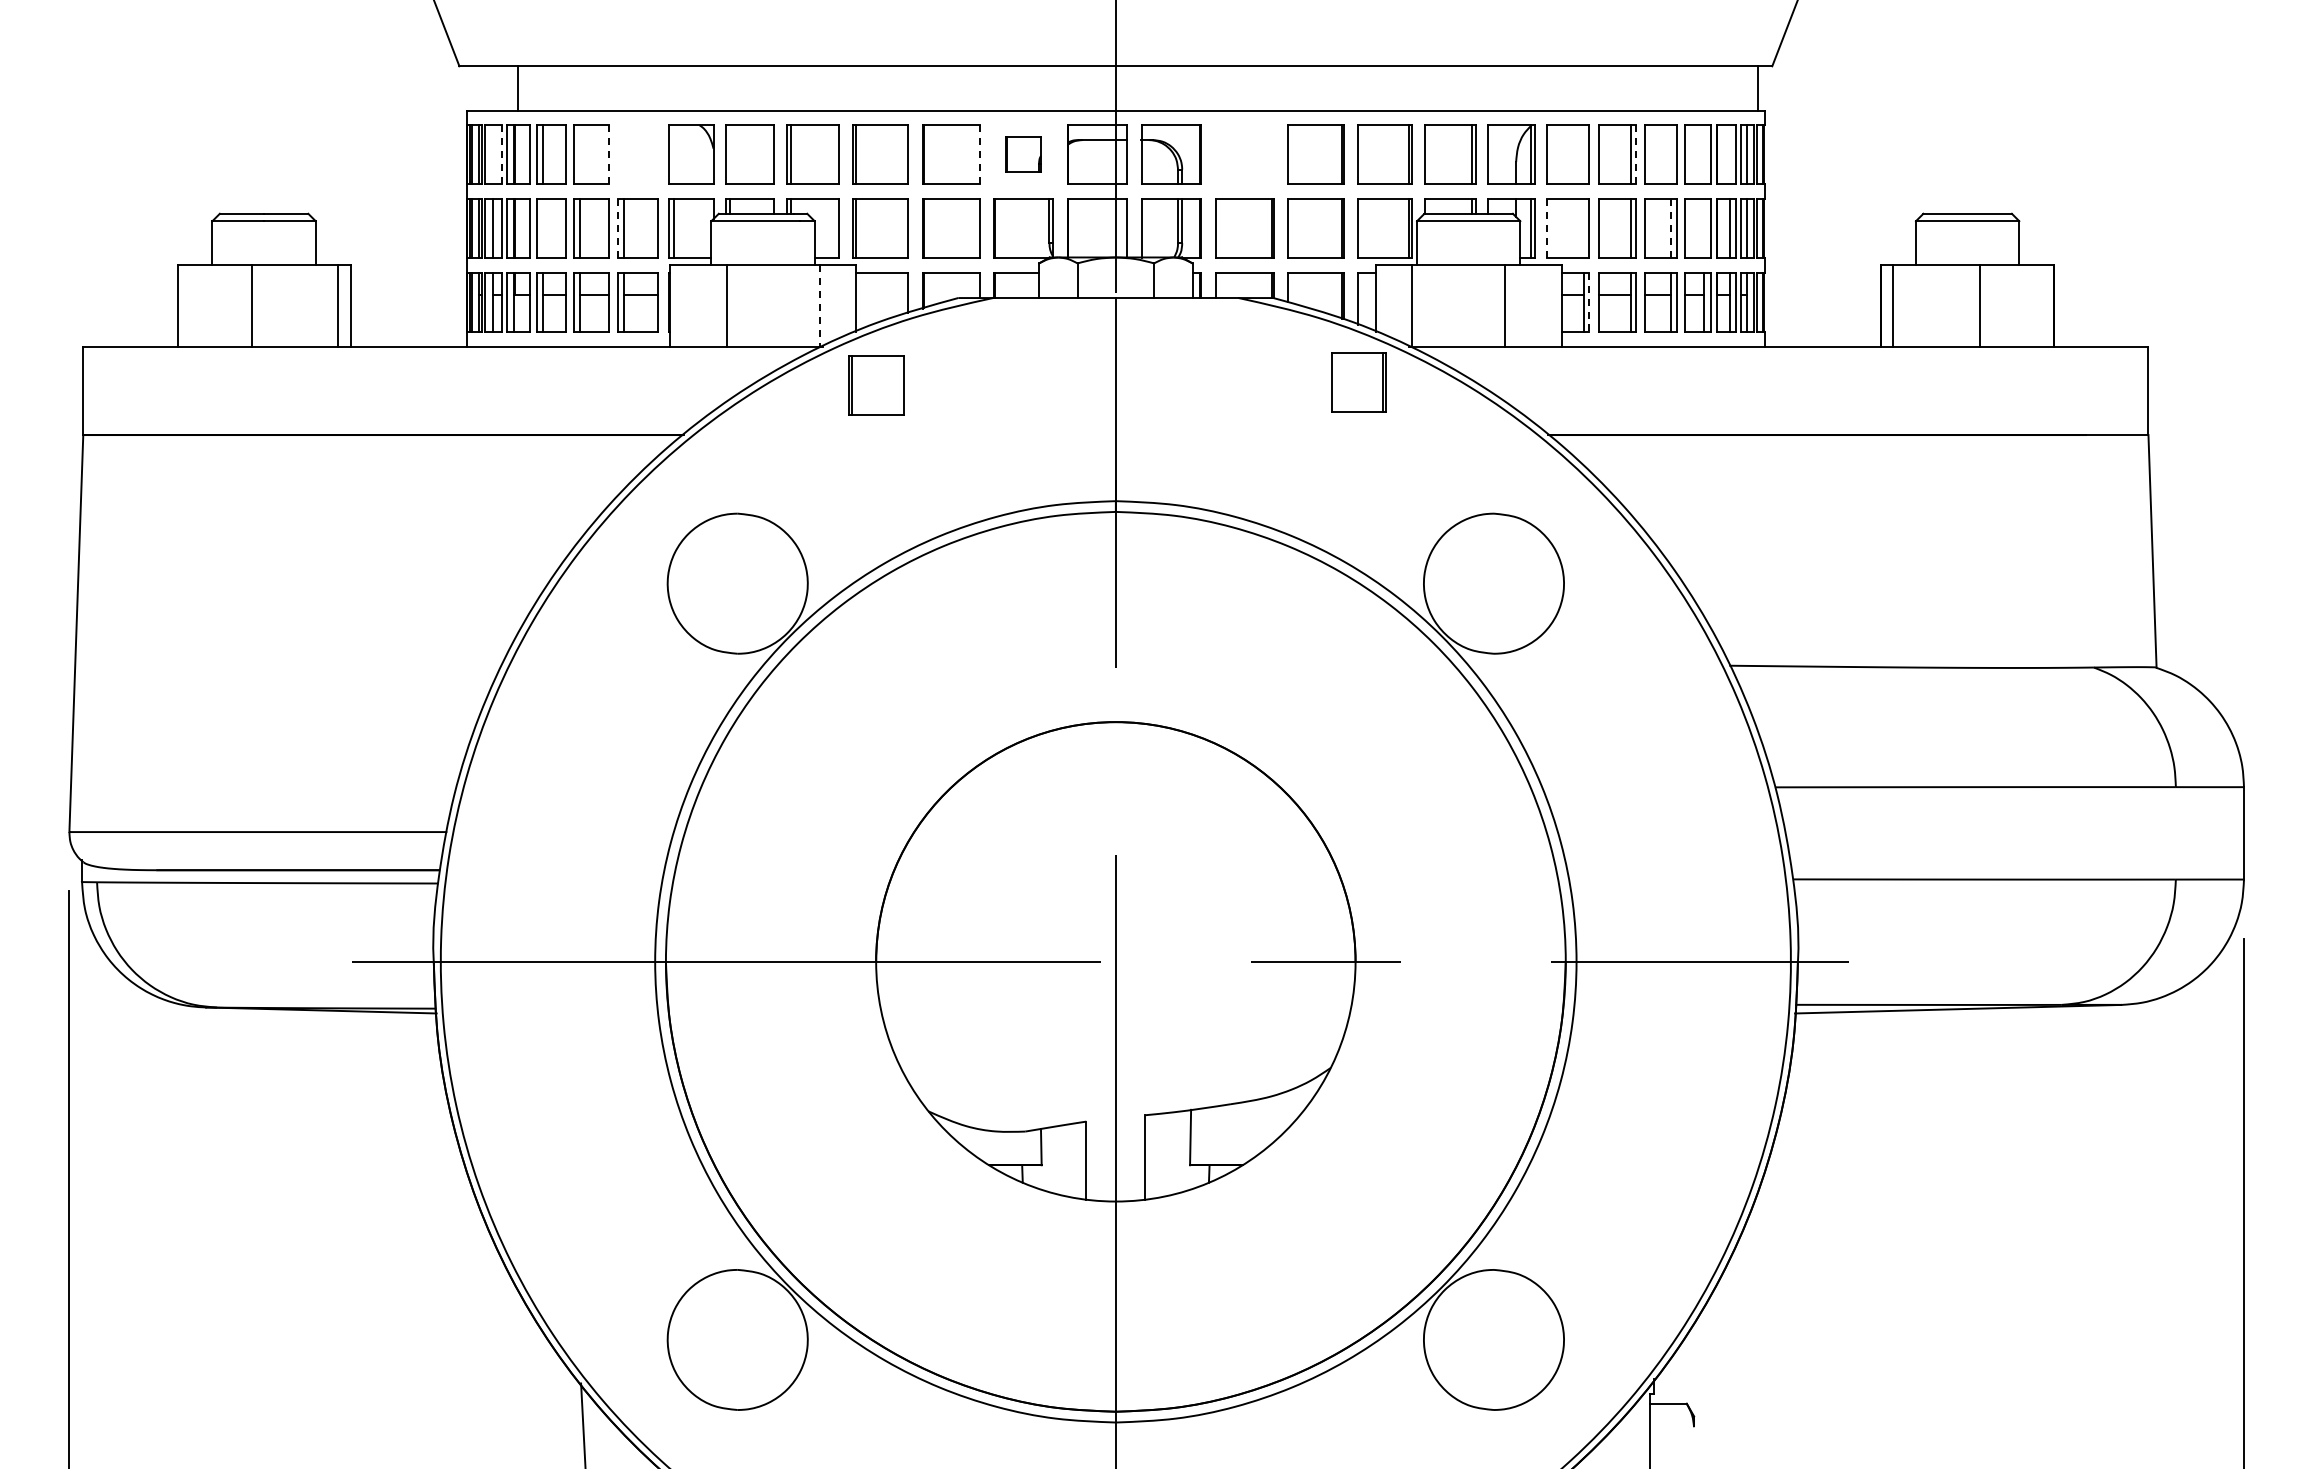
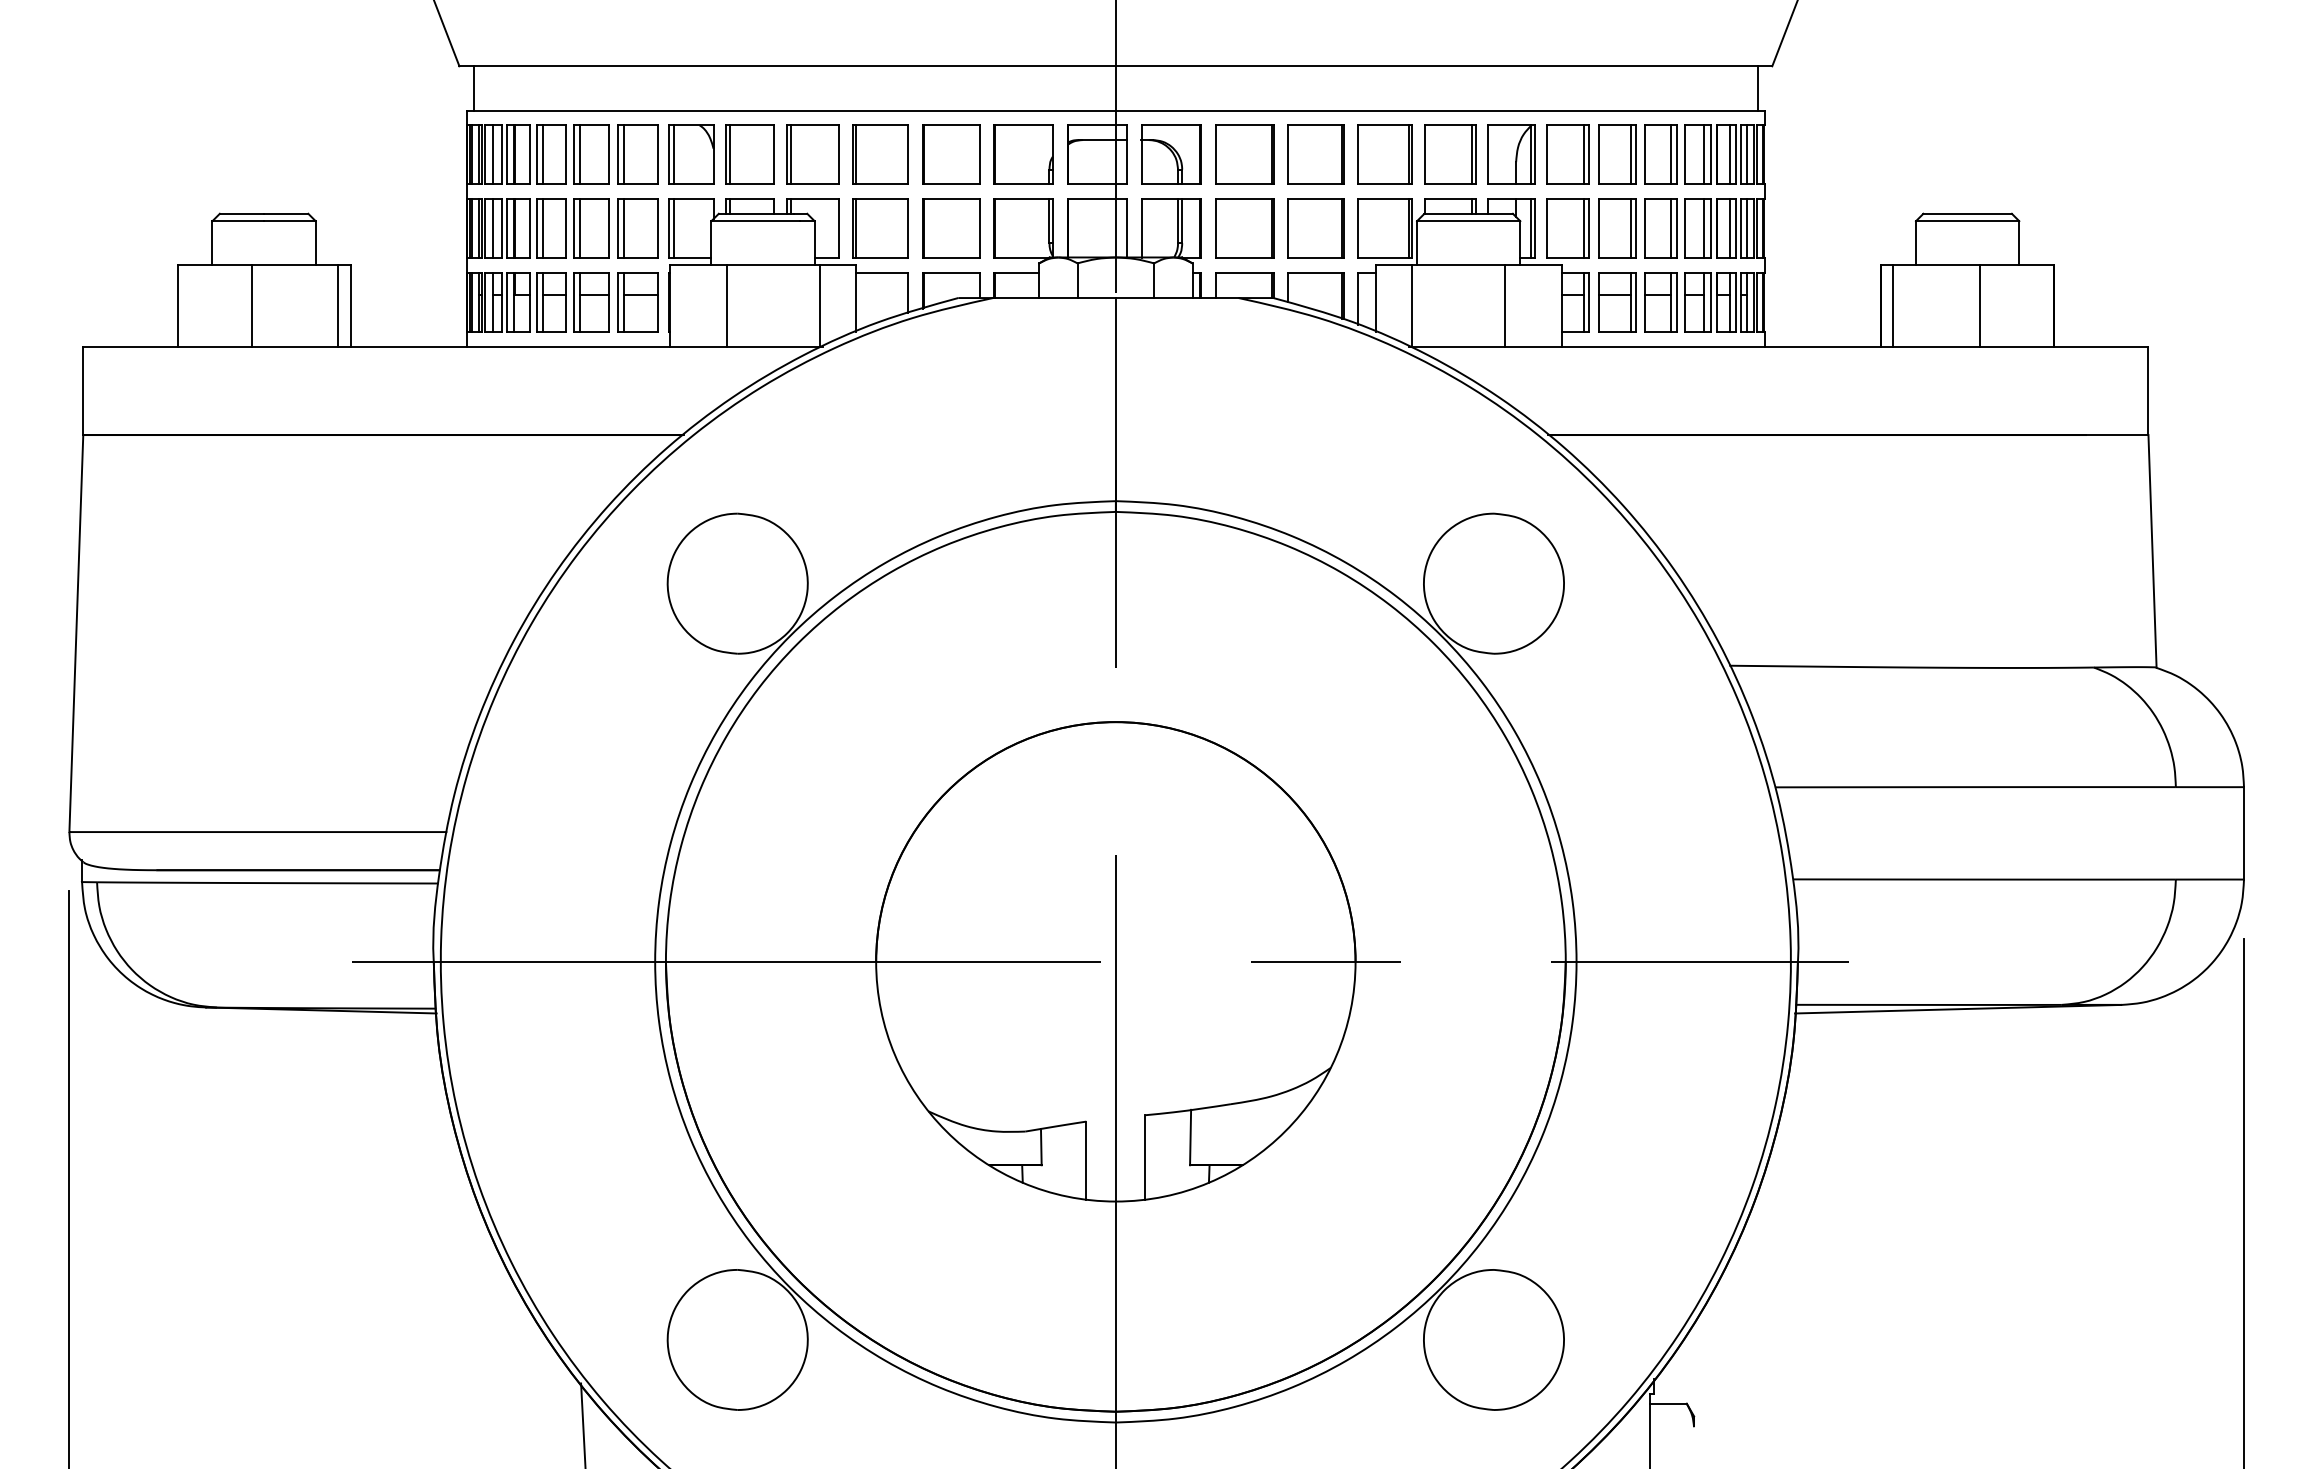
line position: (518, 88) -> (474, 88) (474, 88)
line: none -> present (492, 154)
line: dashed -> solid (502, 154)
line: none -> present (579, 154)
line: dashed -> solid (608, 154)
part: none -> present (637, 154)
line: none -> present (673, 154)
line: none -> present (729, 154)
line: dashed -> solid (979, 154)
part size: 37x37 px -> 61x61 px (1023, 154)
part: none -> present (1244, 154)
line: none -> present (1583, 154)
line: dashed -> solid (1636, 154)
line: none -> present (1671, 154)
line: none -> present (1704, 154)
line: none -> present (1729, 154)
line: none -> present (543, 228)
line: dashed -> solid (618, 228)
line: dashed -> solid (1546, 228)
line: none -> present (1583, 228)
line: dashed -> solid (1671, 228)
line: none -> present (1704, 228)
line: dashed -> solid (1588, 302)
line: dashed -> solid (820, 306)
part: present -> none (1358, 382)
part: present -> none (876, 385)
